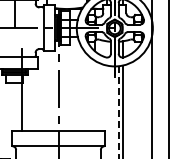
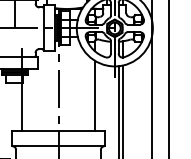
line: none -> present (95, 95)
line: dashed -> solid (118, 112)
